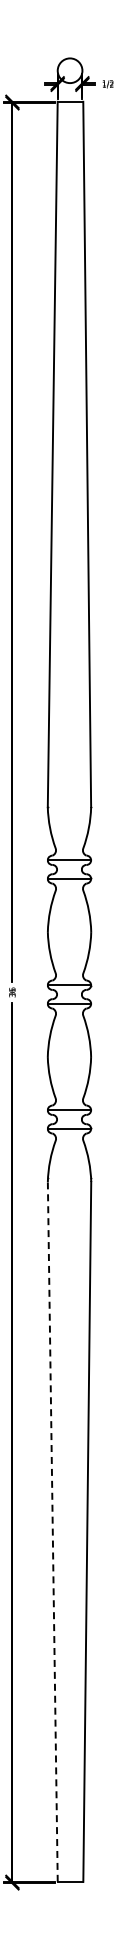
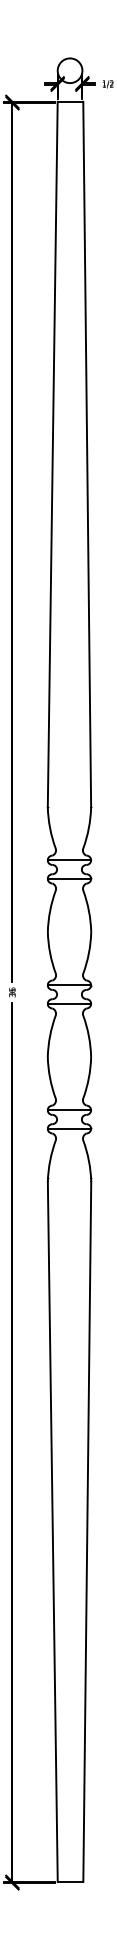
line: dashed -> solid (52, 1531)
